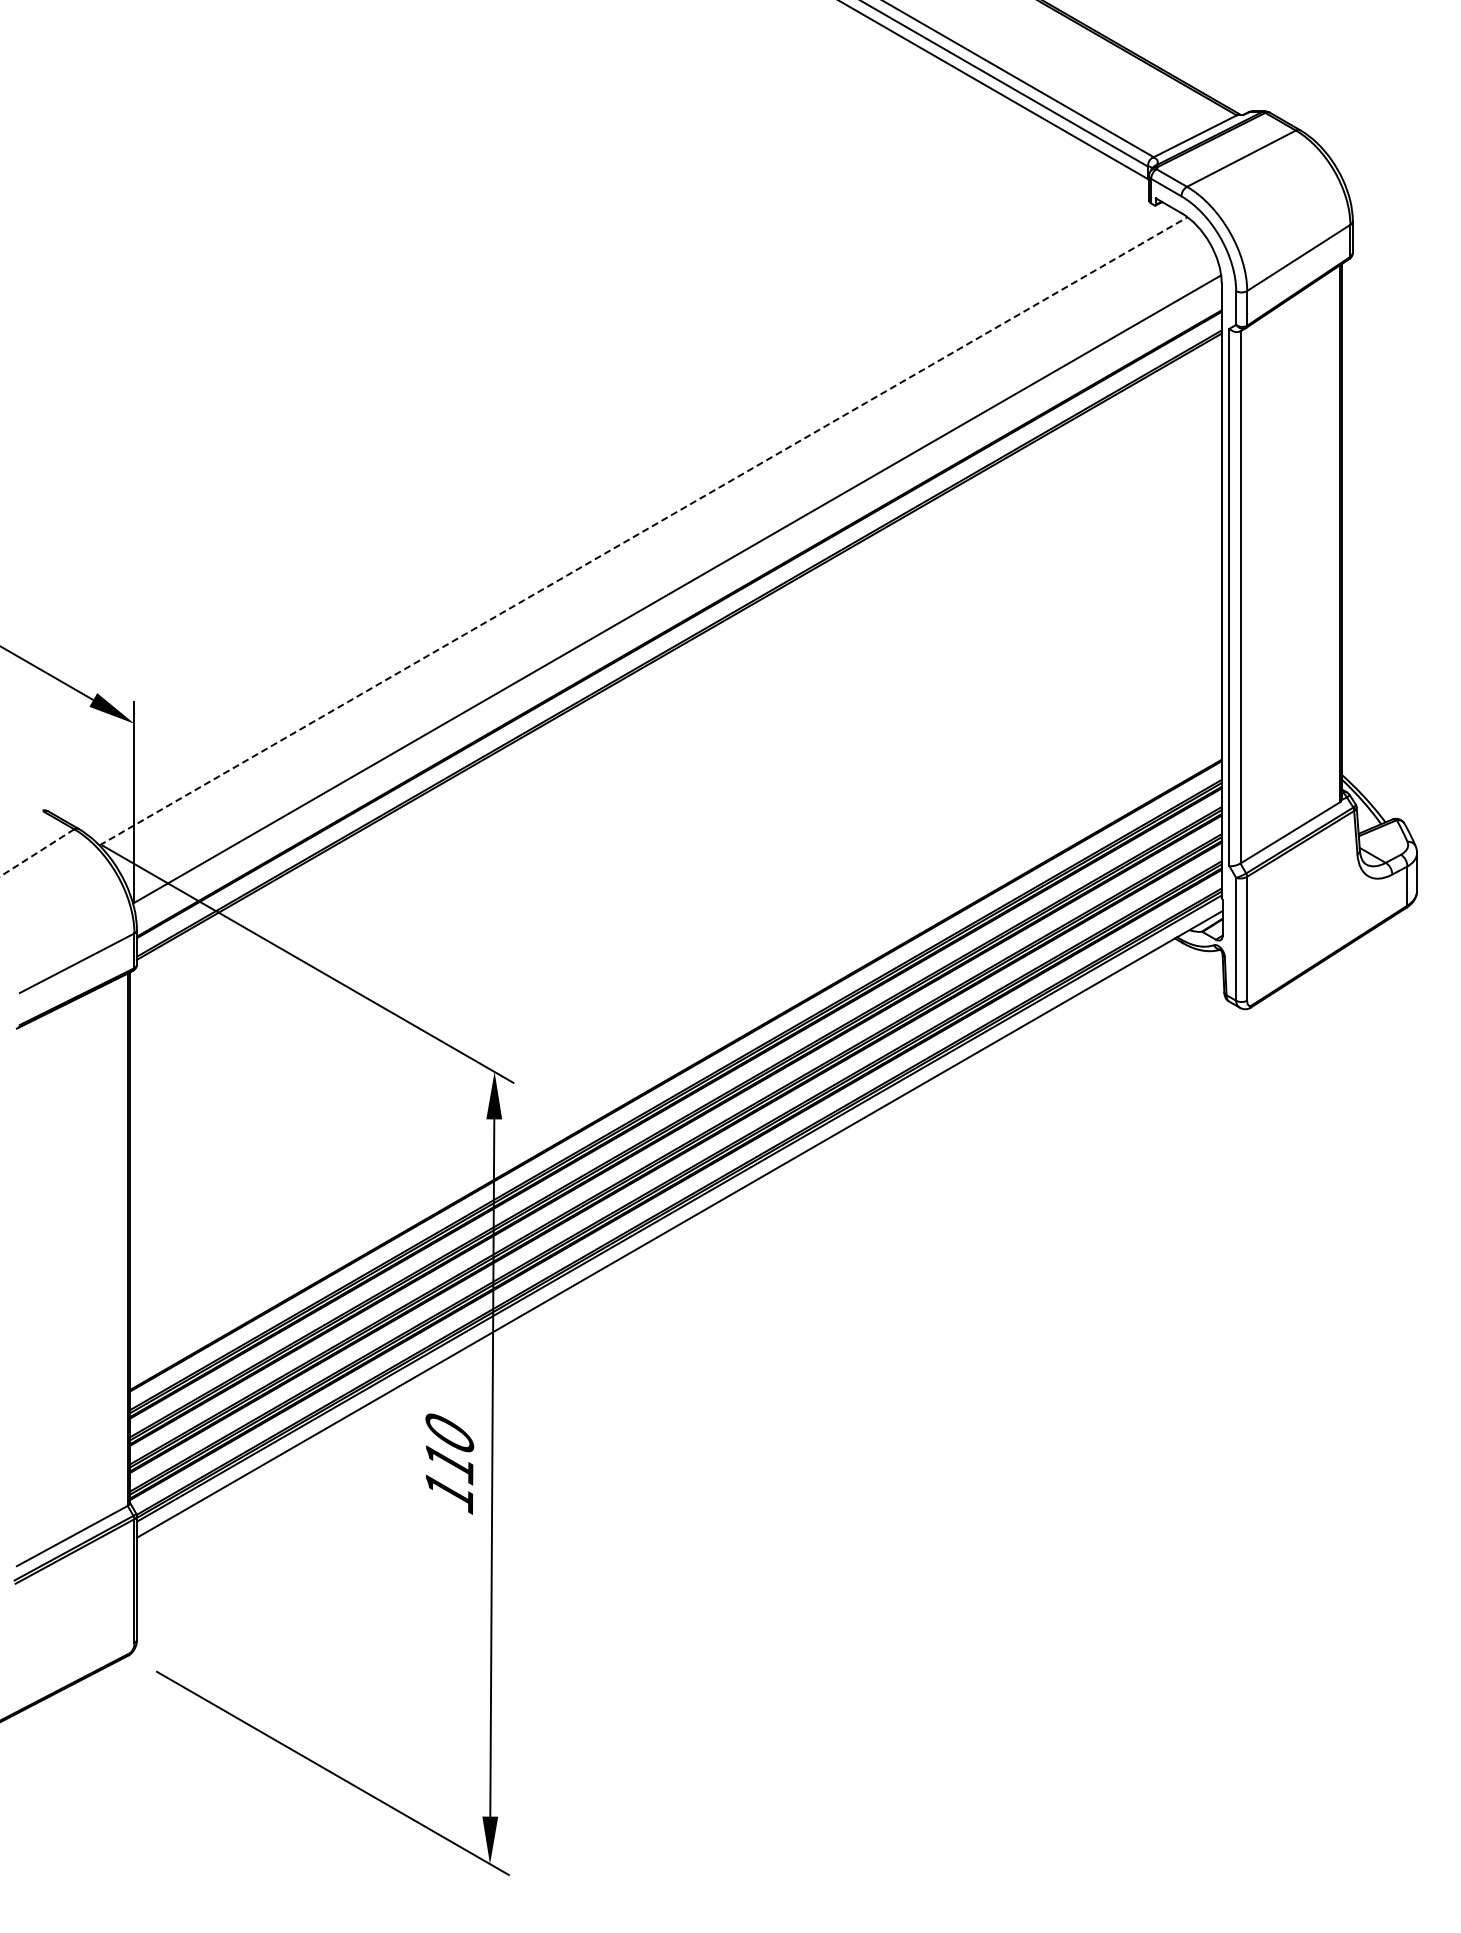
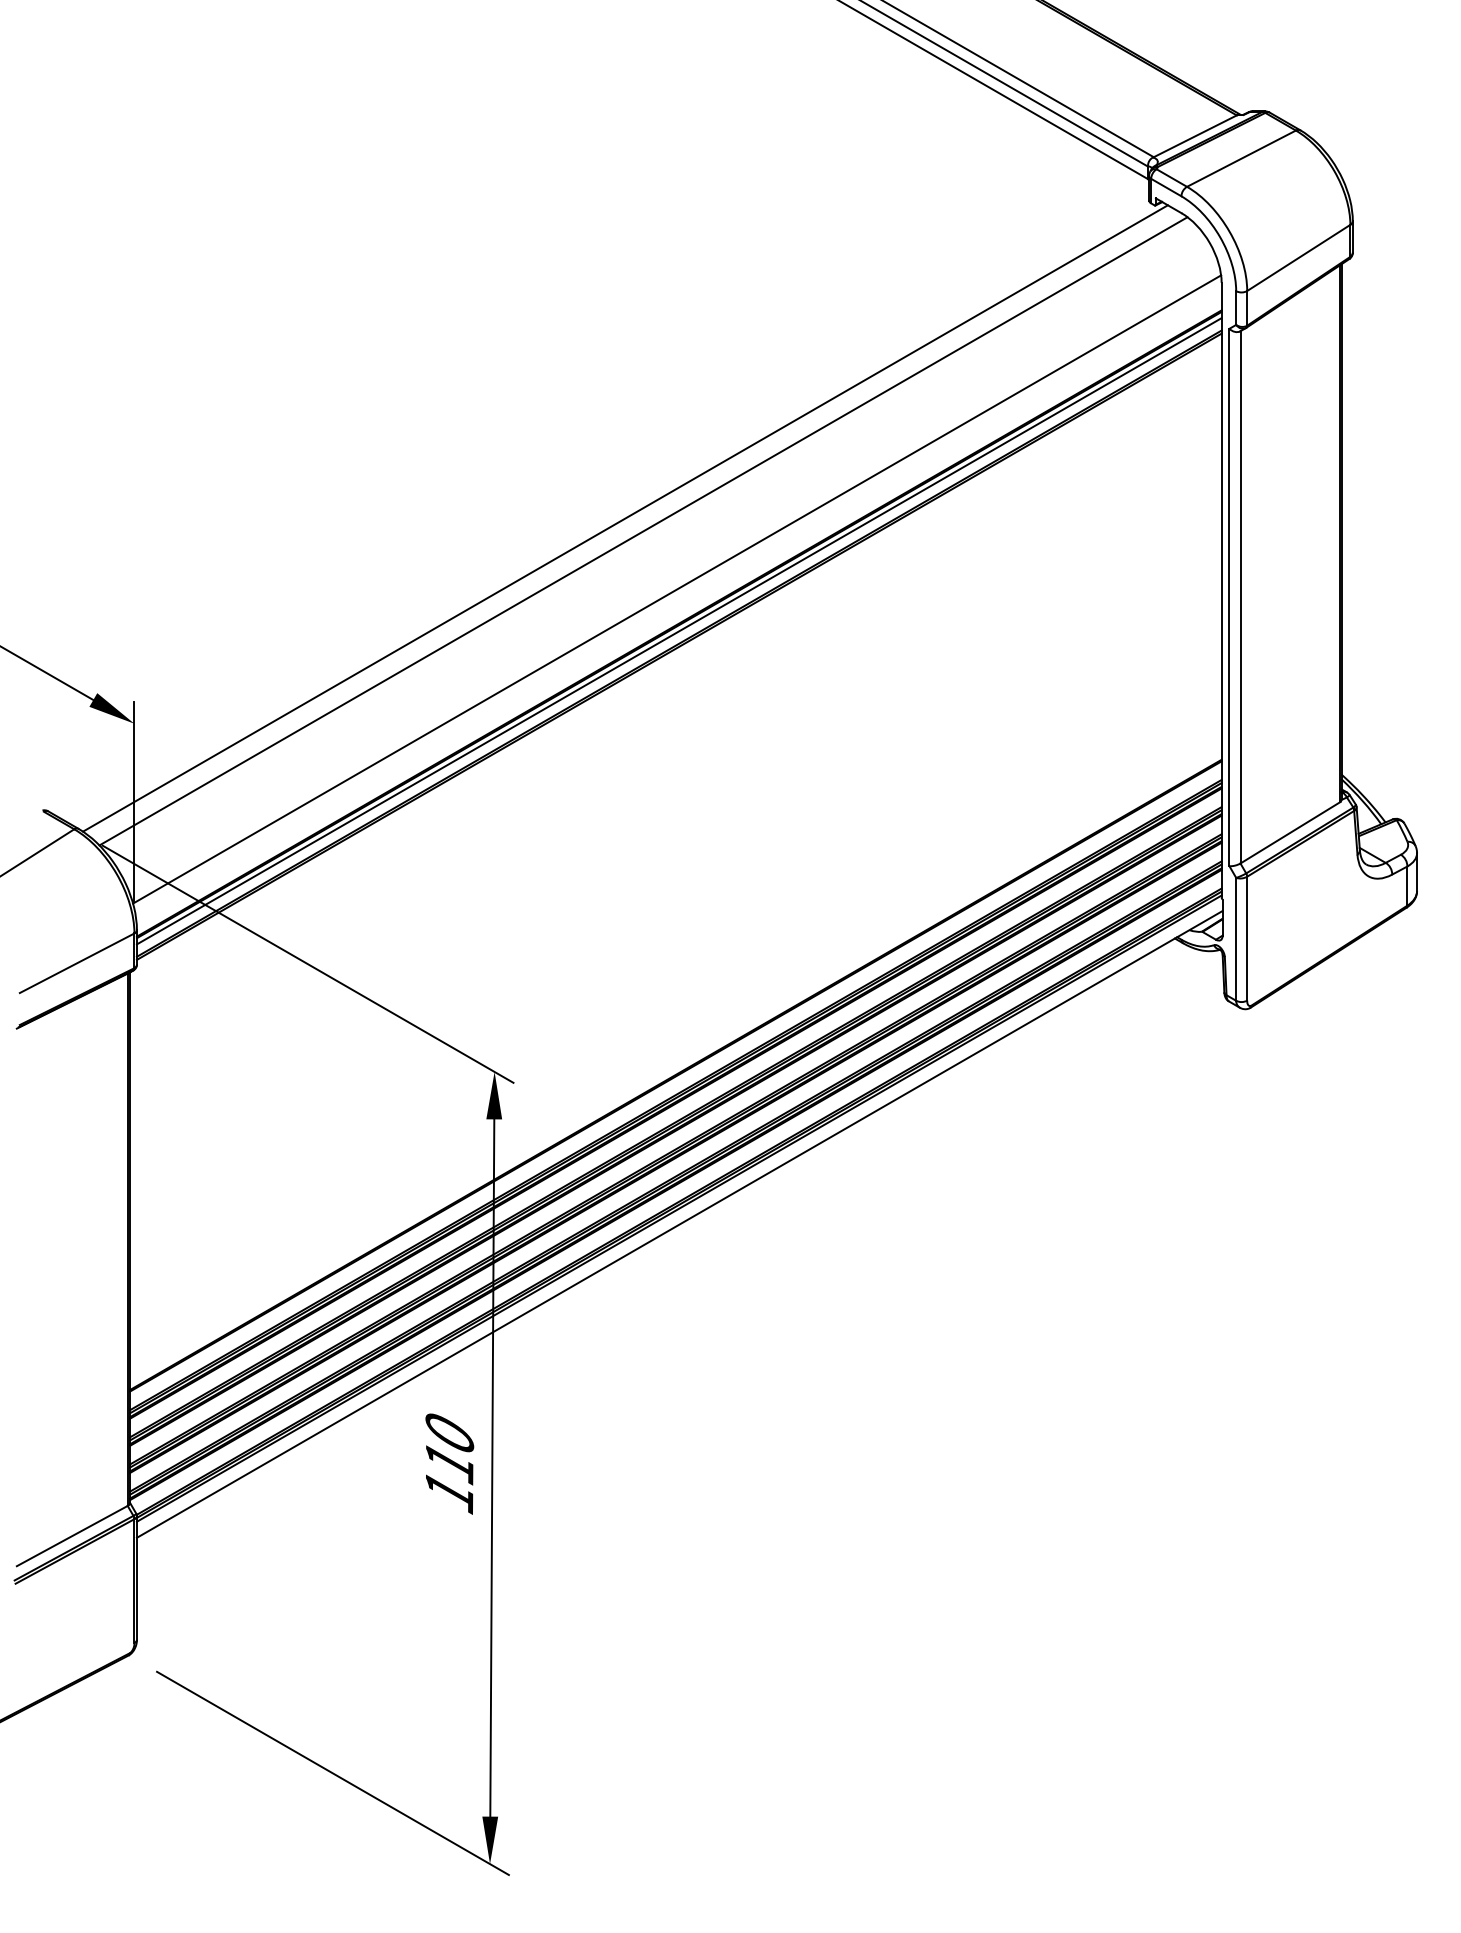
line: none -> present (625, 518)
line: dashed -> solid (643, 531)
line: none -> present (678, 631)
line: dashed -> solid (37, 852)
